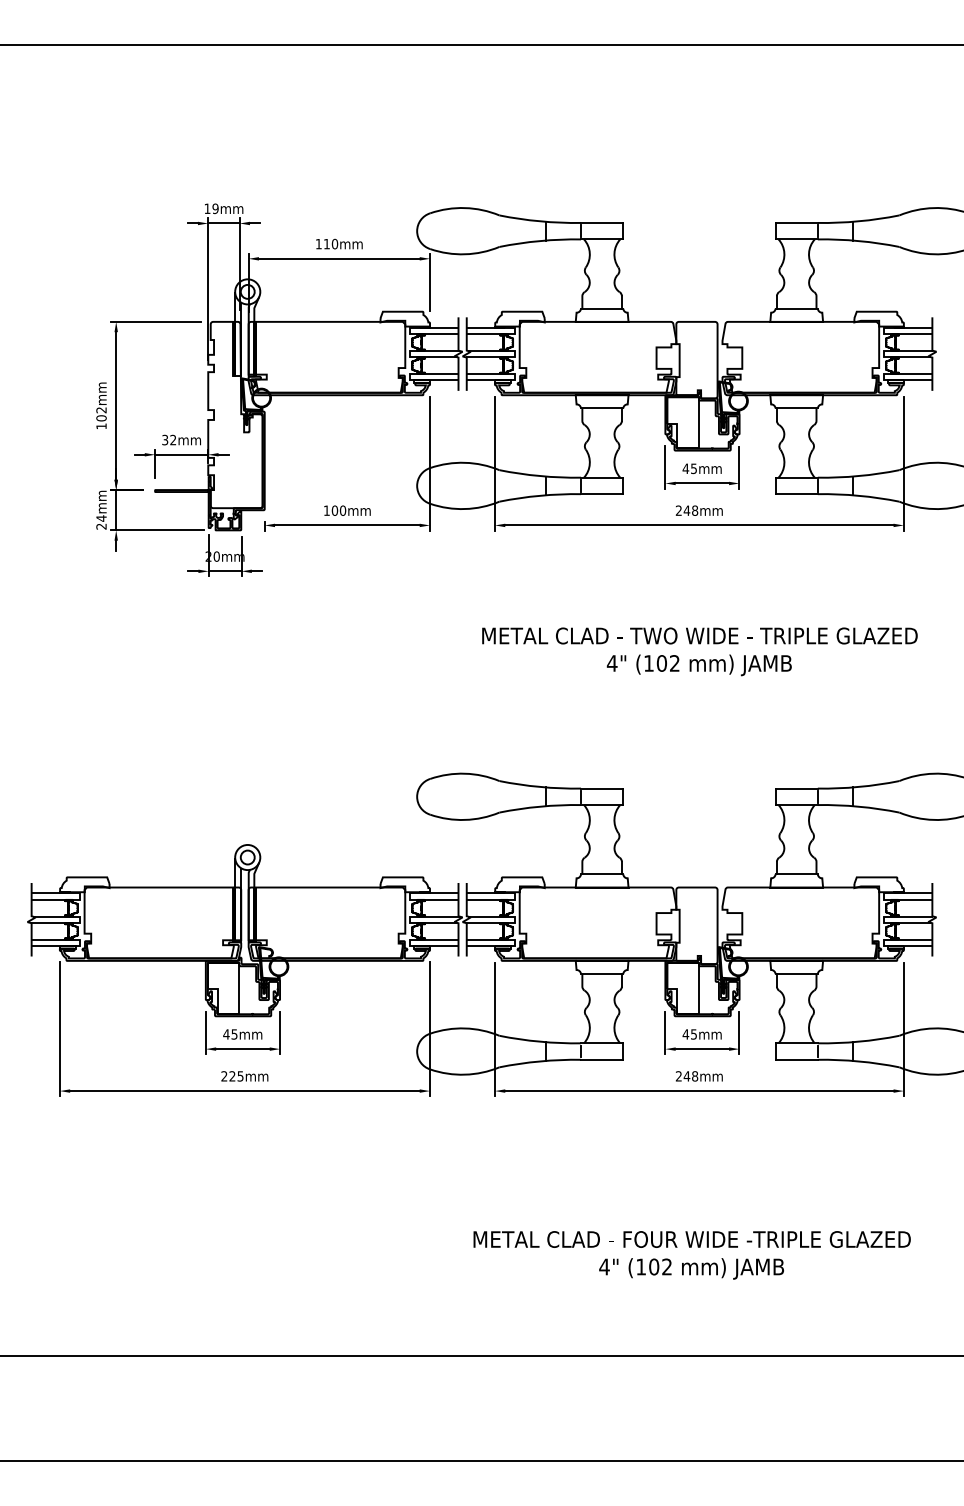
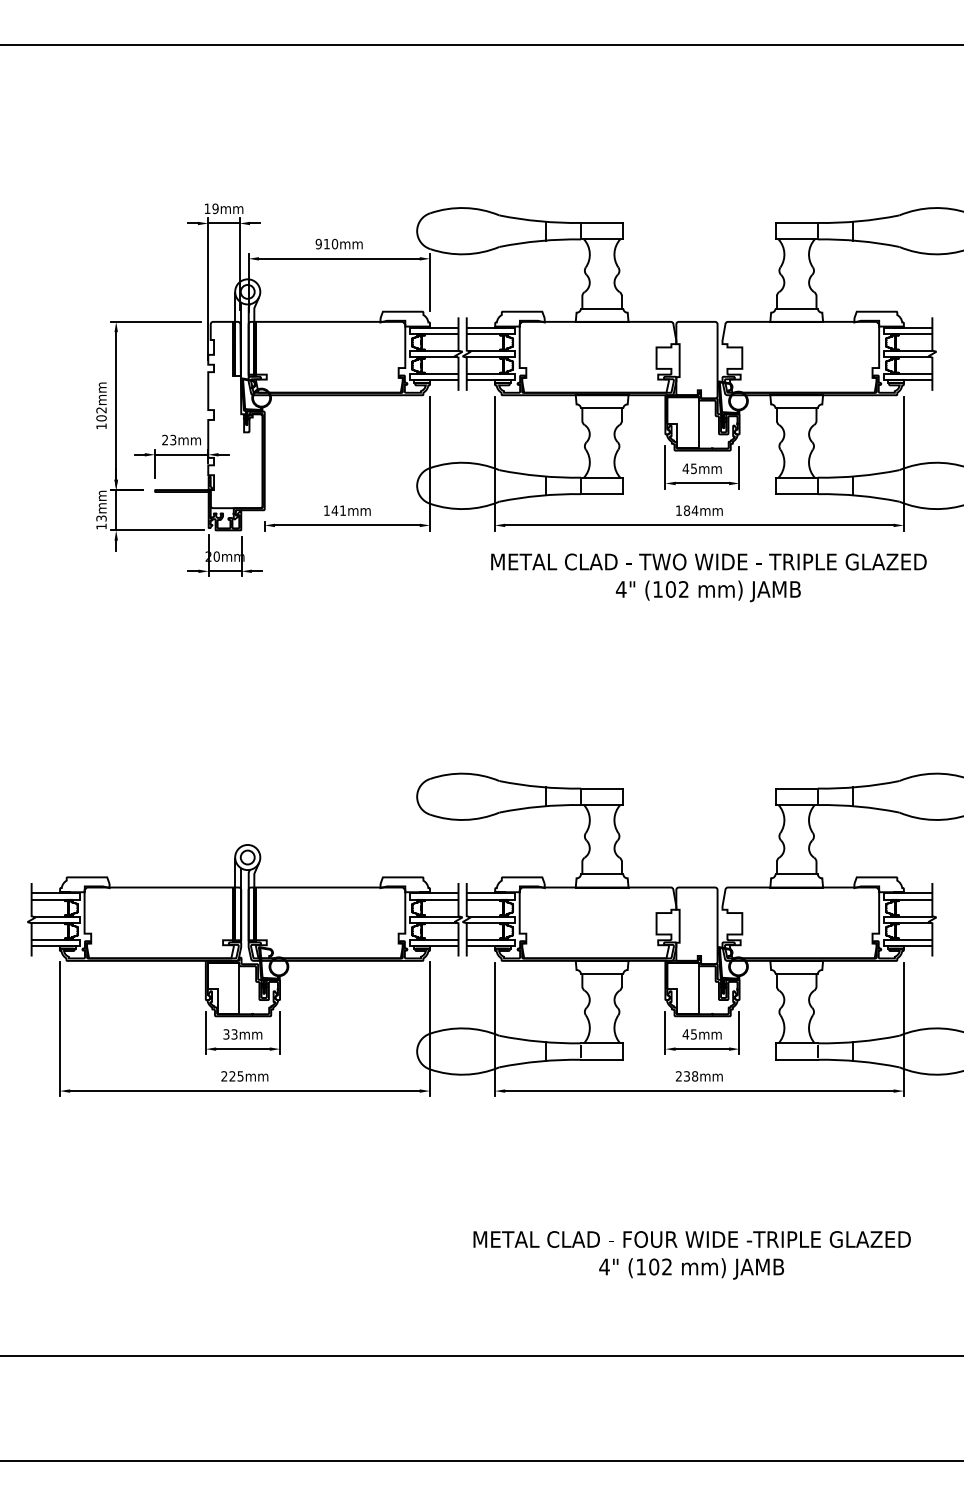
text: 110mm -> 910mm (318, 243)
text: 32mm -> 23mm (169, 440)
text: 100mm -> 141mm (338, 510)
text: 248mm -> 184mm (686, 510)
text: 24mm -> 13mm (101, 522)
text position: (699, 651) -> (708, 577) (708, 577)
text: 45mm -> 33mm (230, 1034)
text: 248mm -> 238mm (686, 1076)
